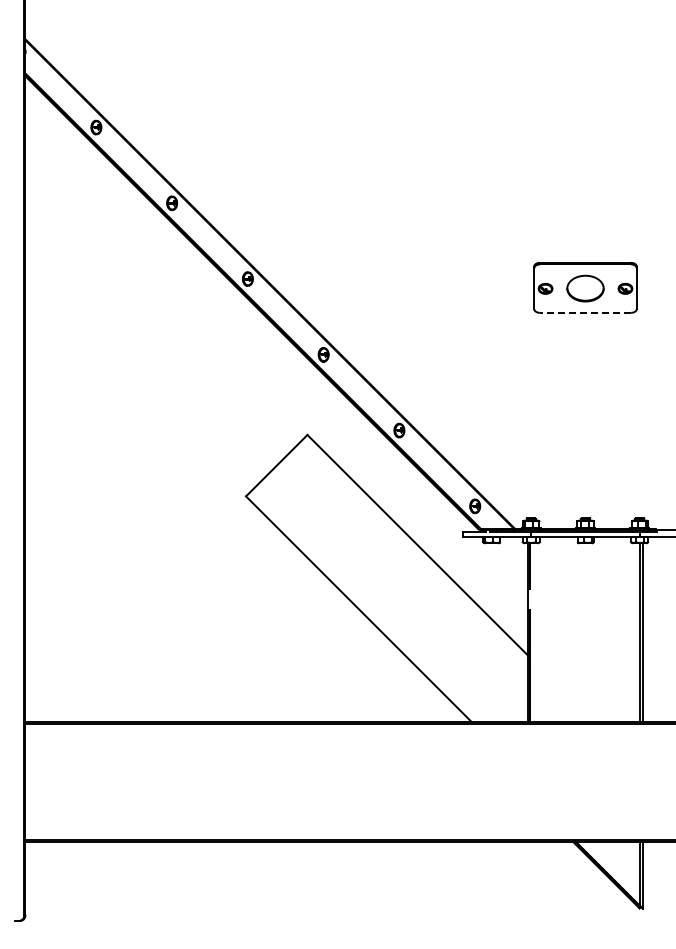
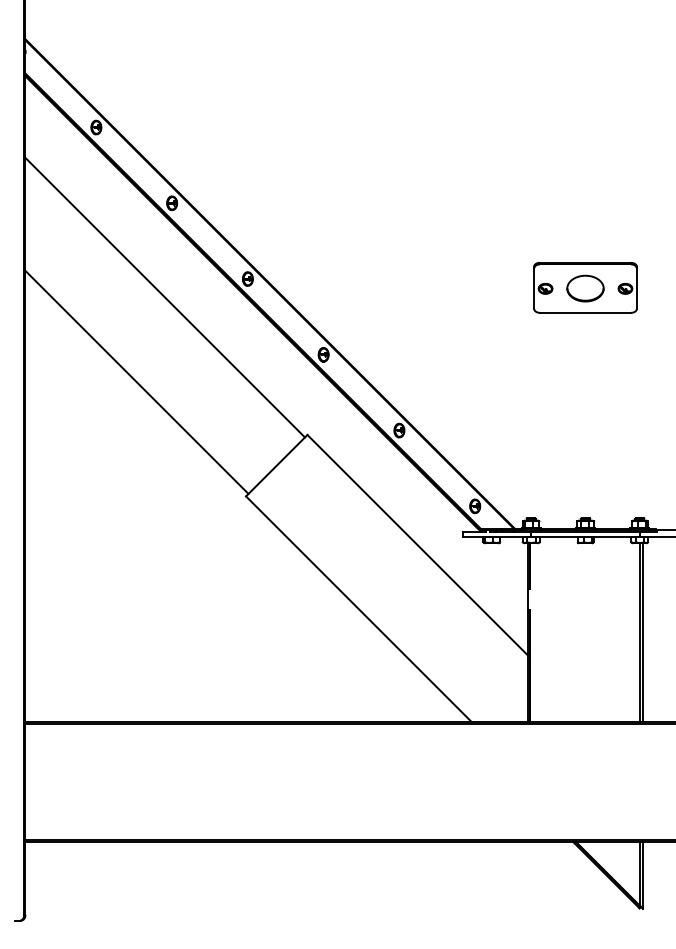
line: none -> present (165, 297)
line: dashed -> solid (585, 312)
line: none -> present (136, 381)
